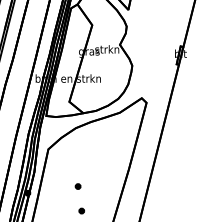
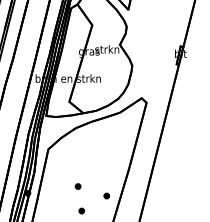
part: none -> present (106, 195)
